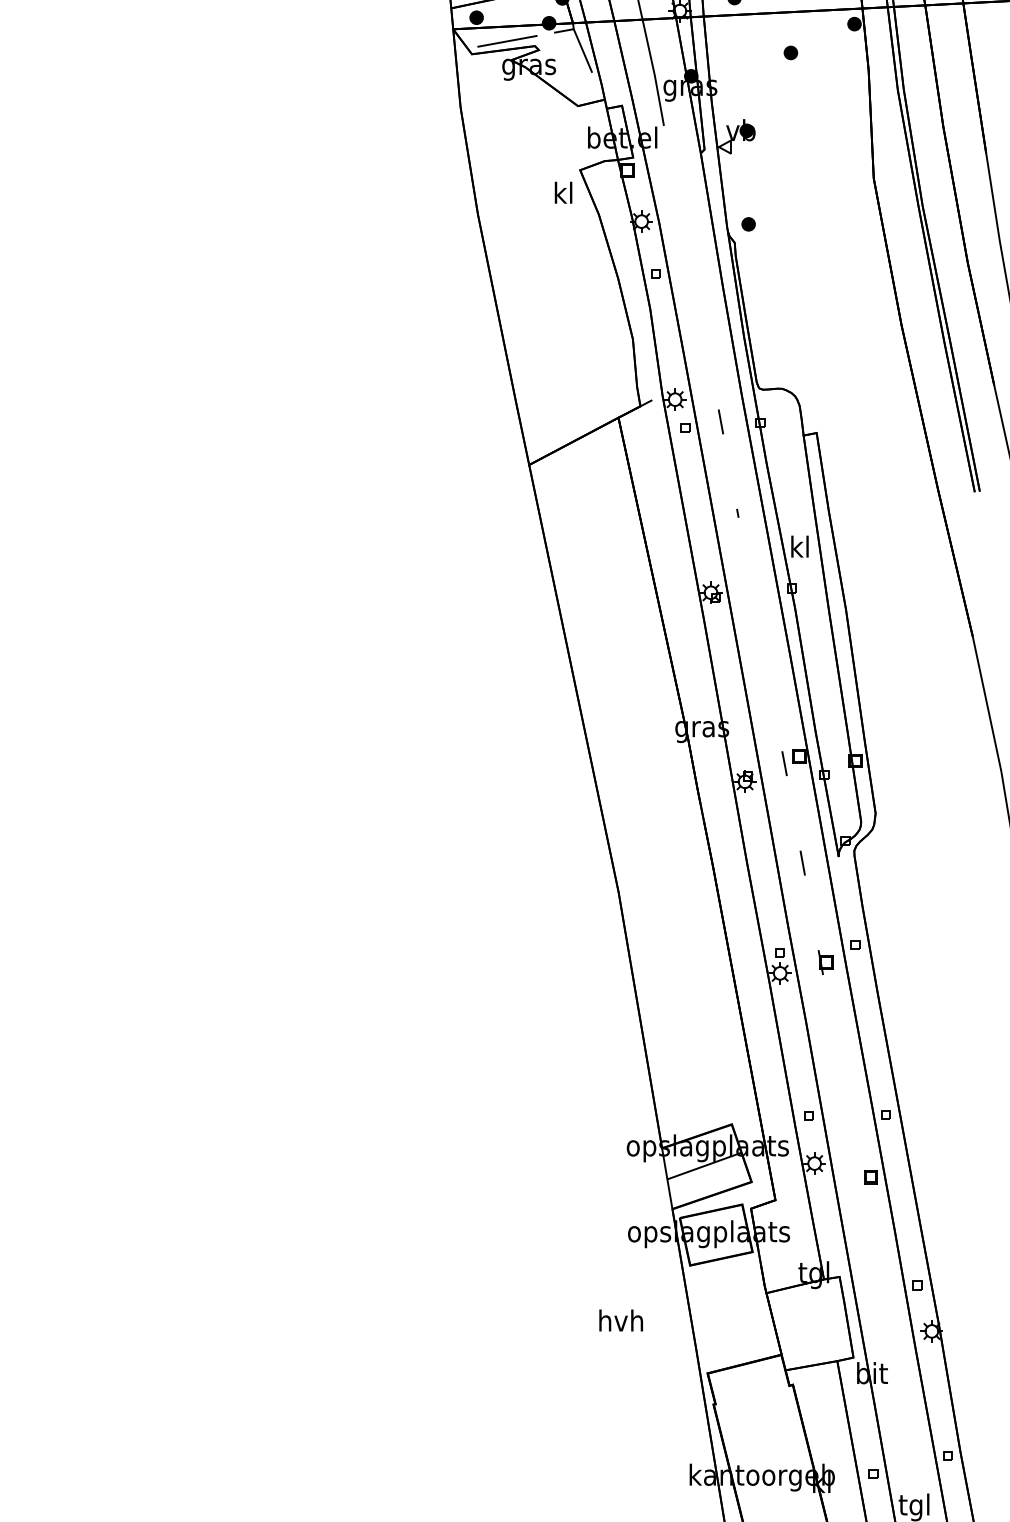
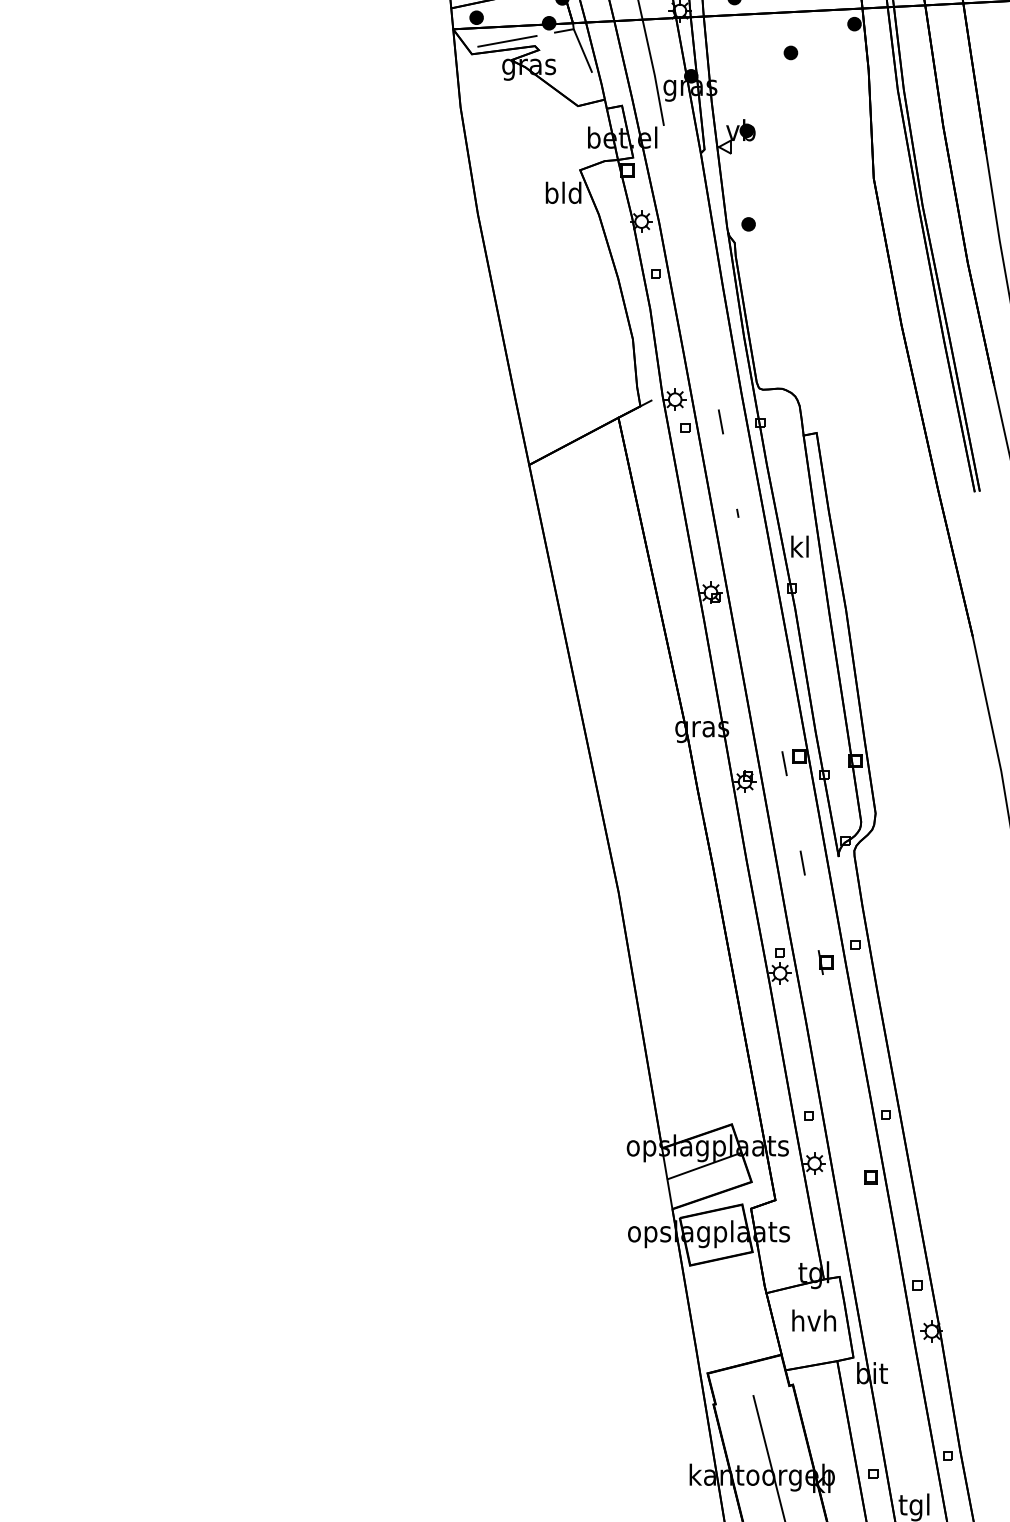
text: kl -> bld (563, 192)
text position: (620, 1320) -> (813, 1320) (813, 1320)
line: none -> present (768, 1457)
